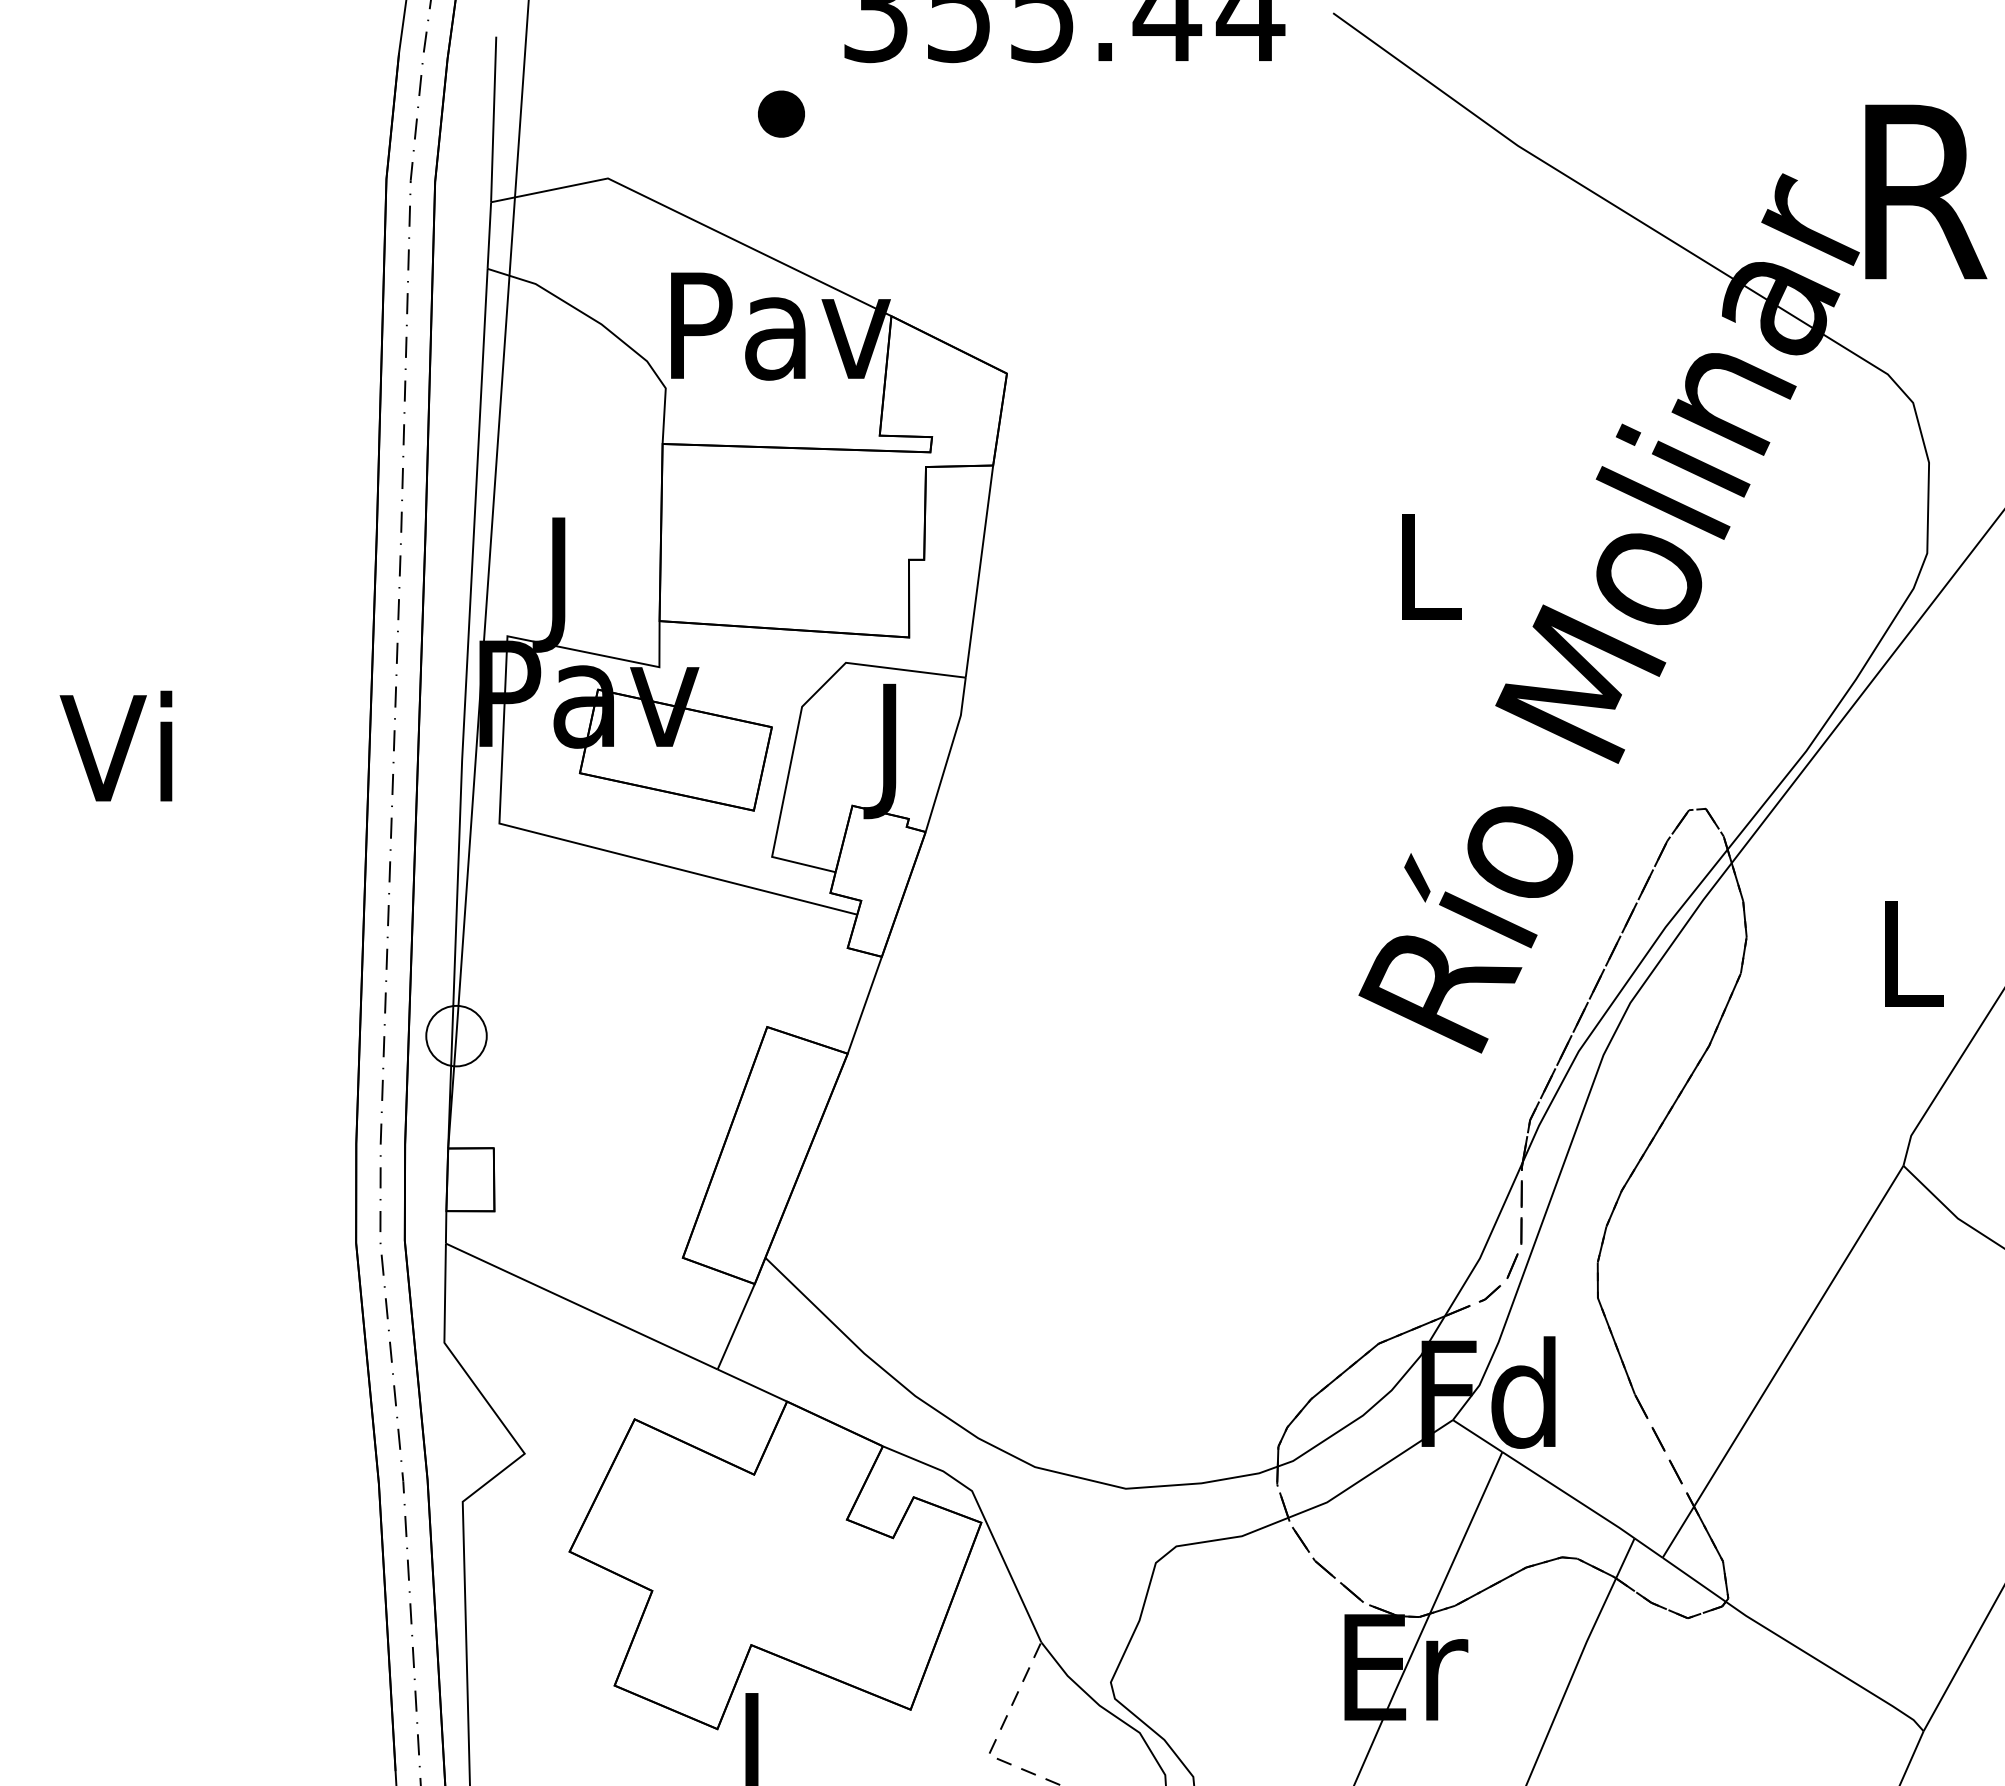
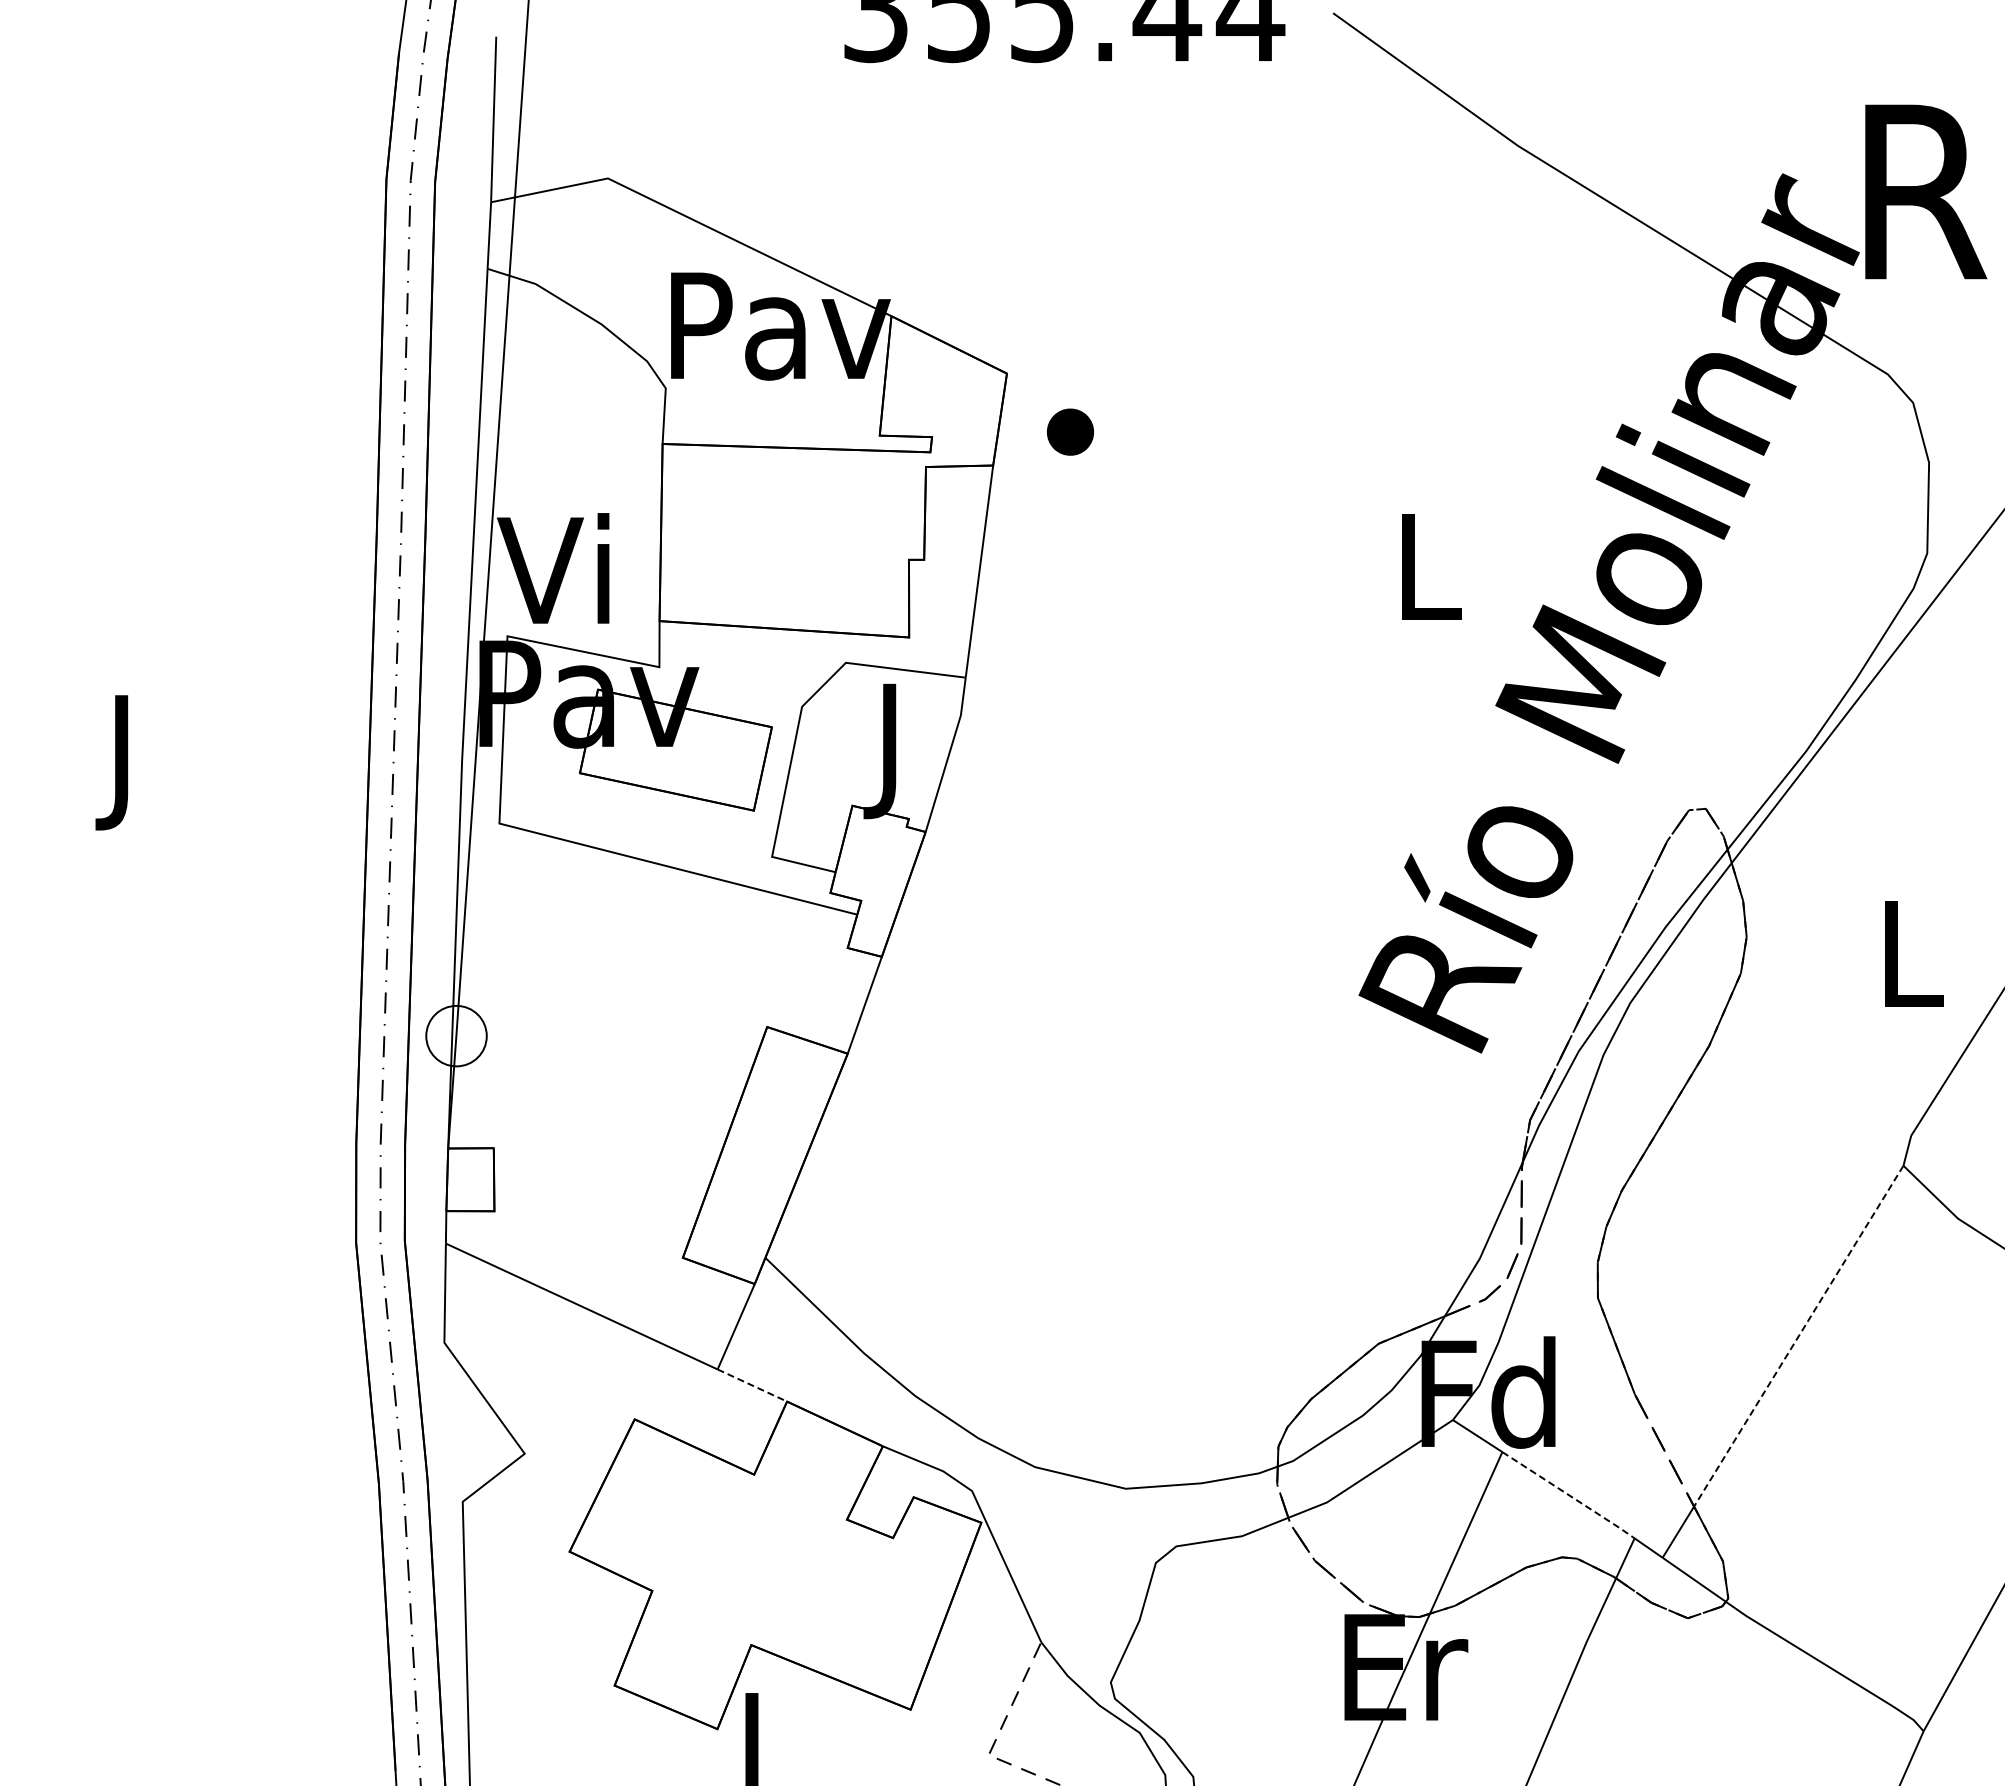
part position: (781, 113) -> (1070, 431) (1070, 431)
text: J -> Vi (552, 582)
text: Vi -> J (115, 760)
line: solid -> dashed (1798, 1336)
line: solid -> dashed (752, 1385)
line: solid -> dashed (1569, 1495)
